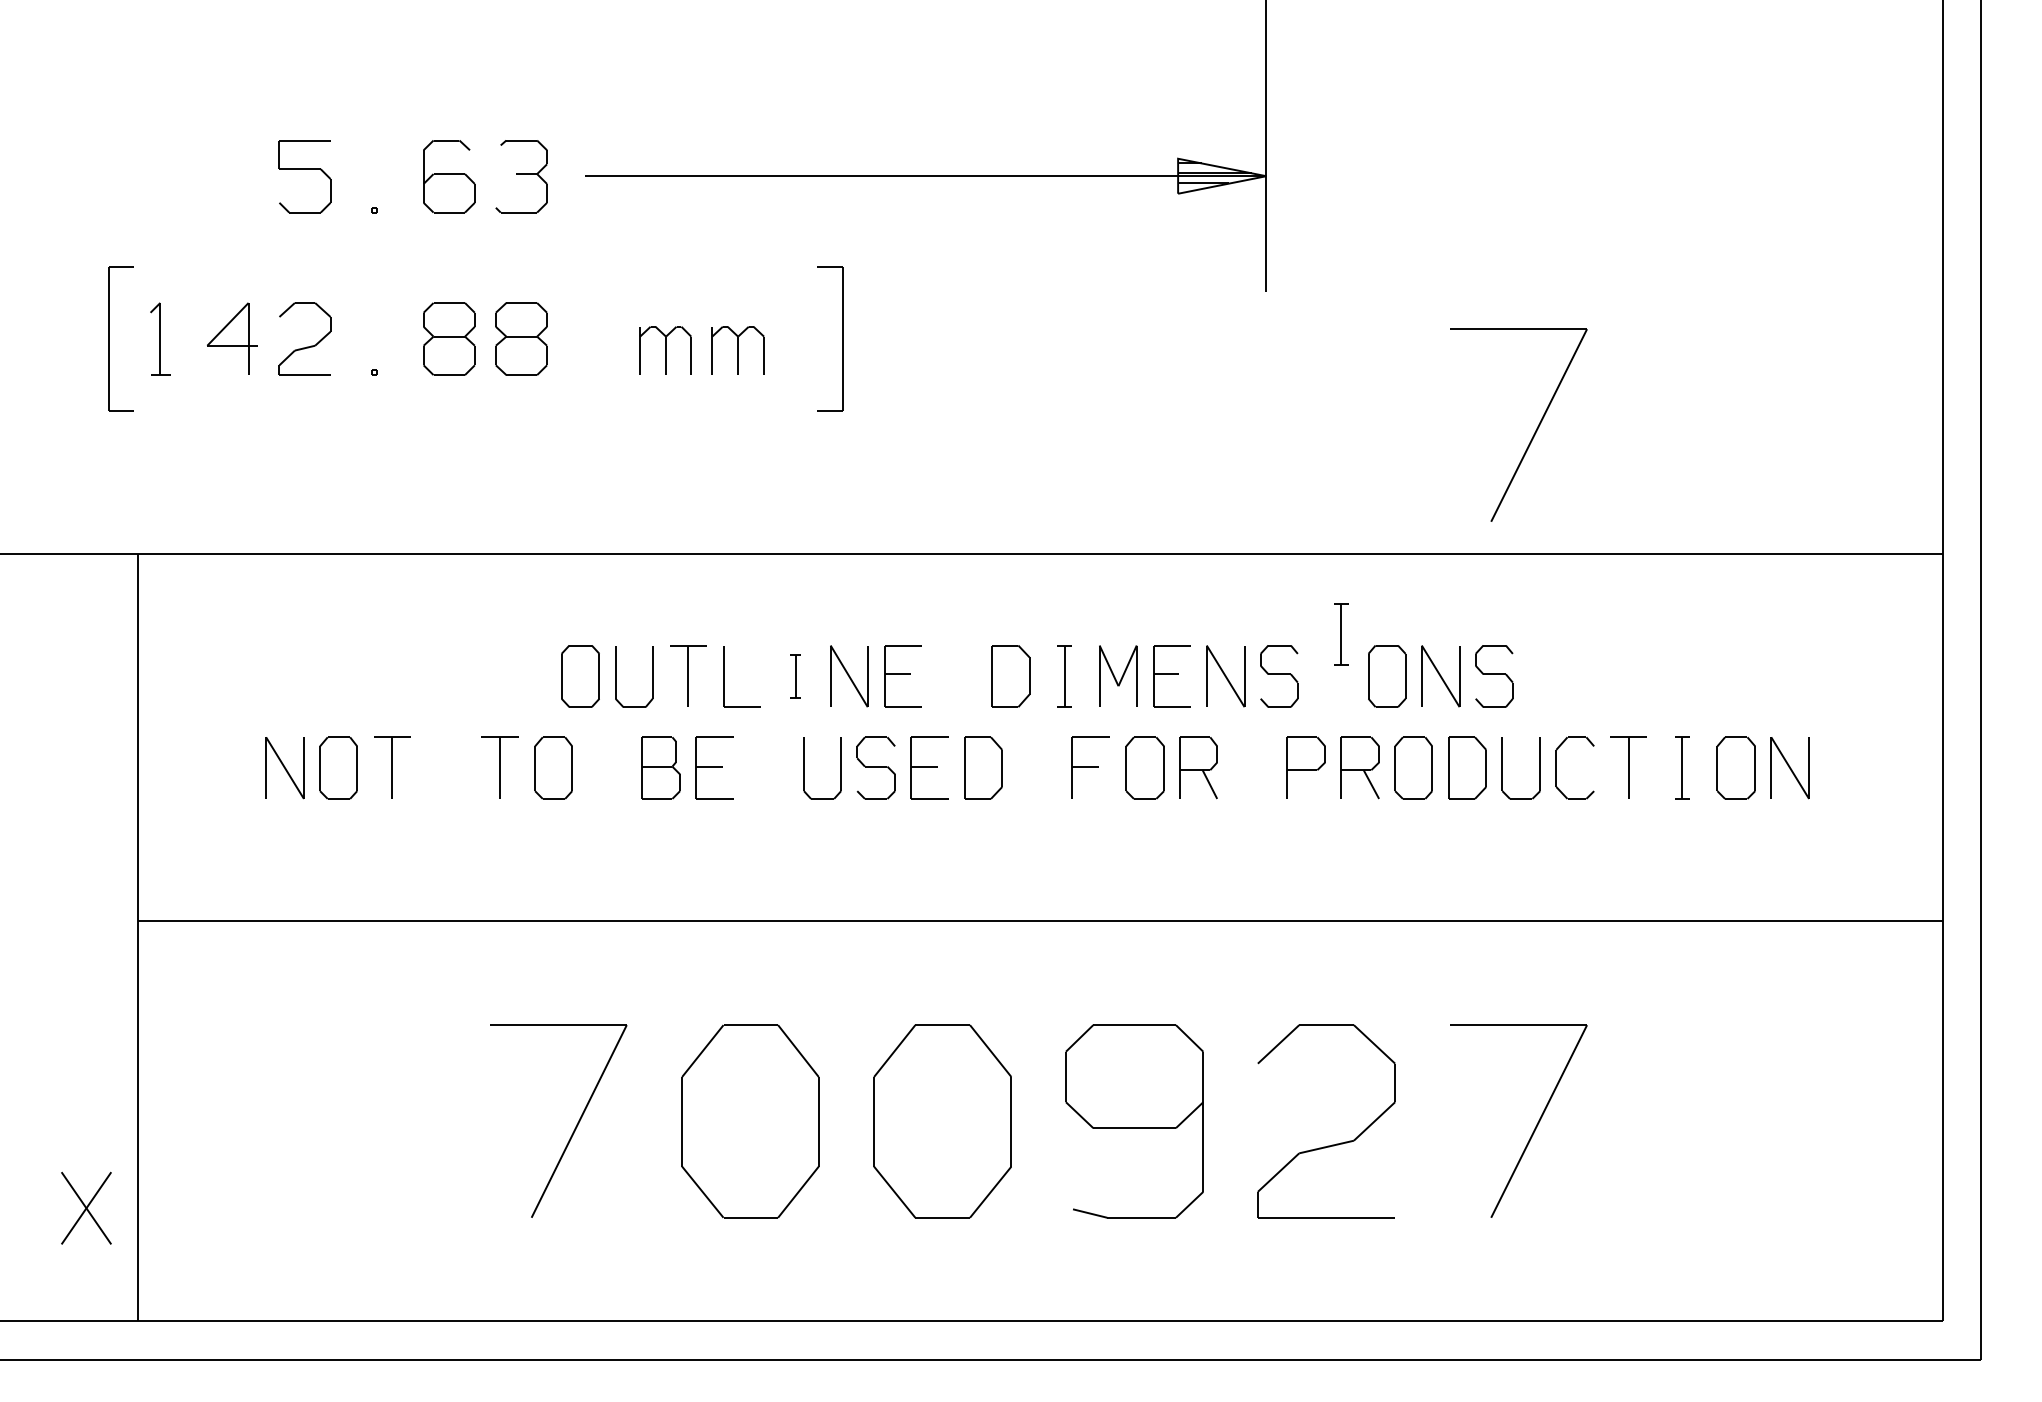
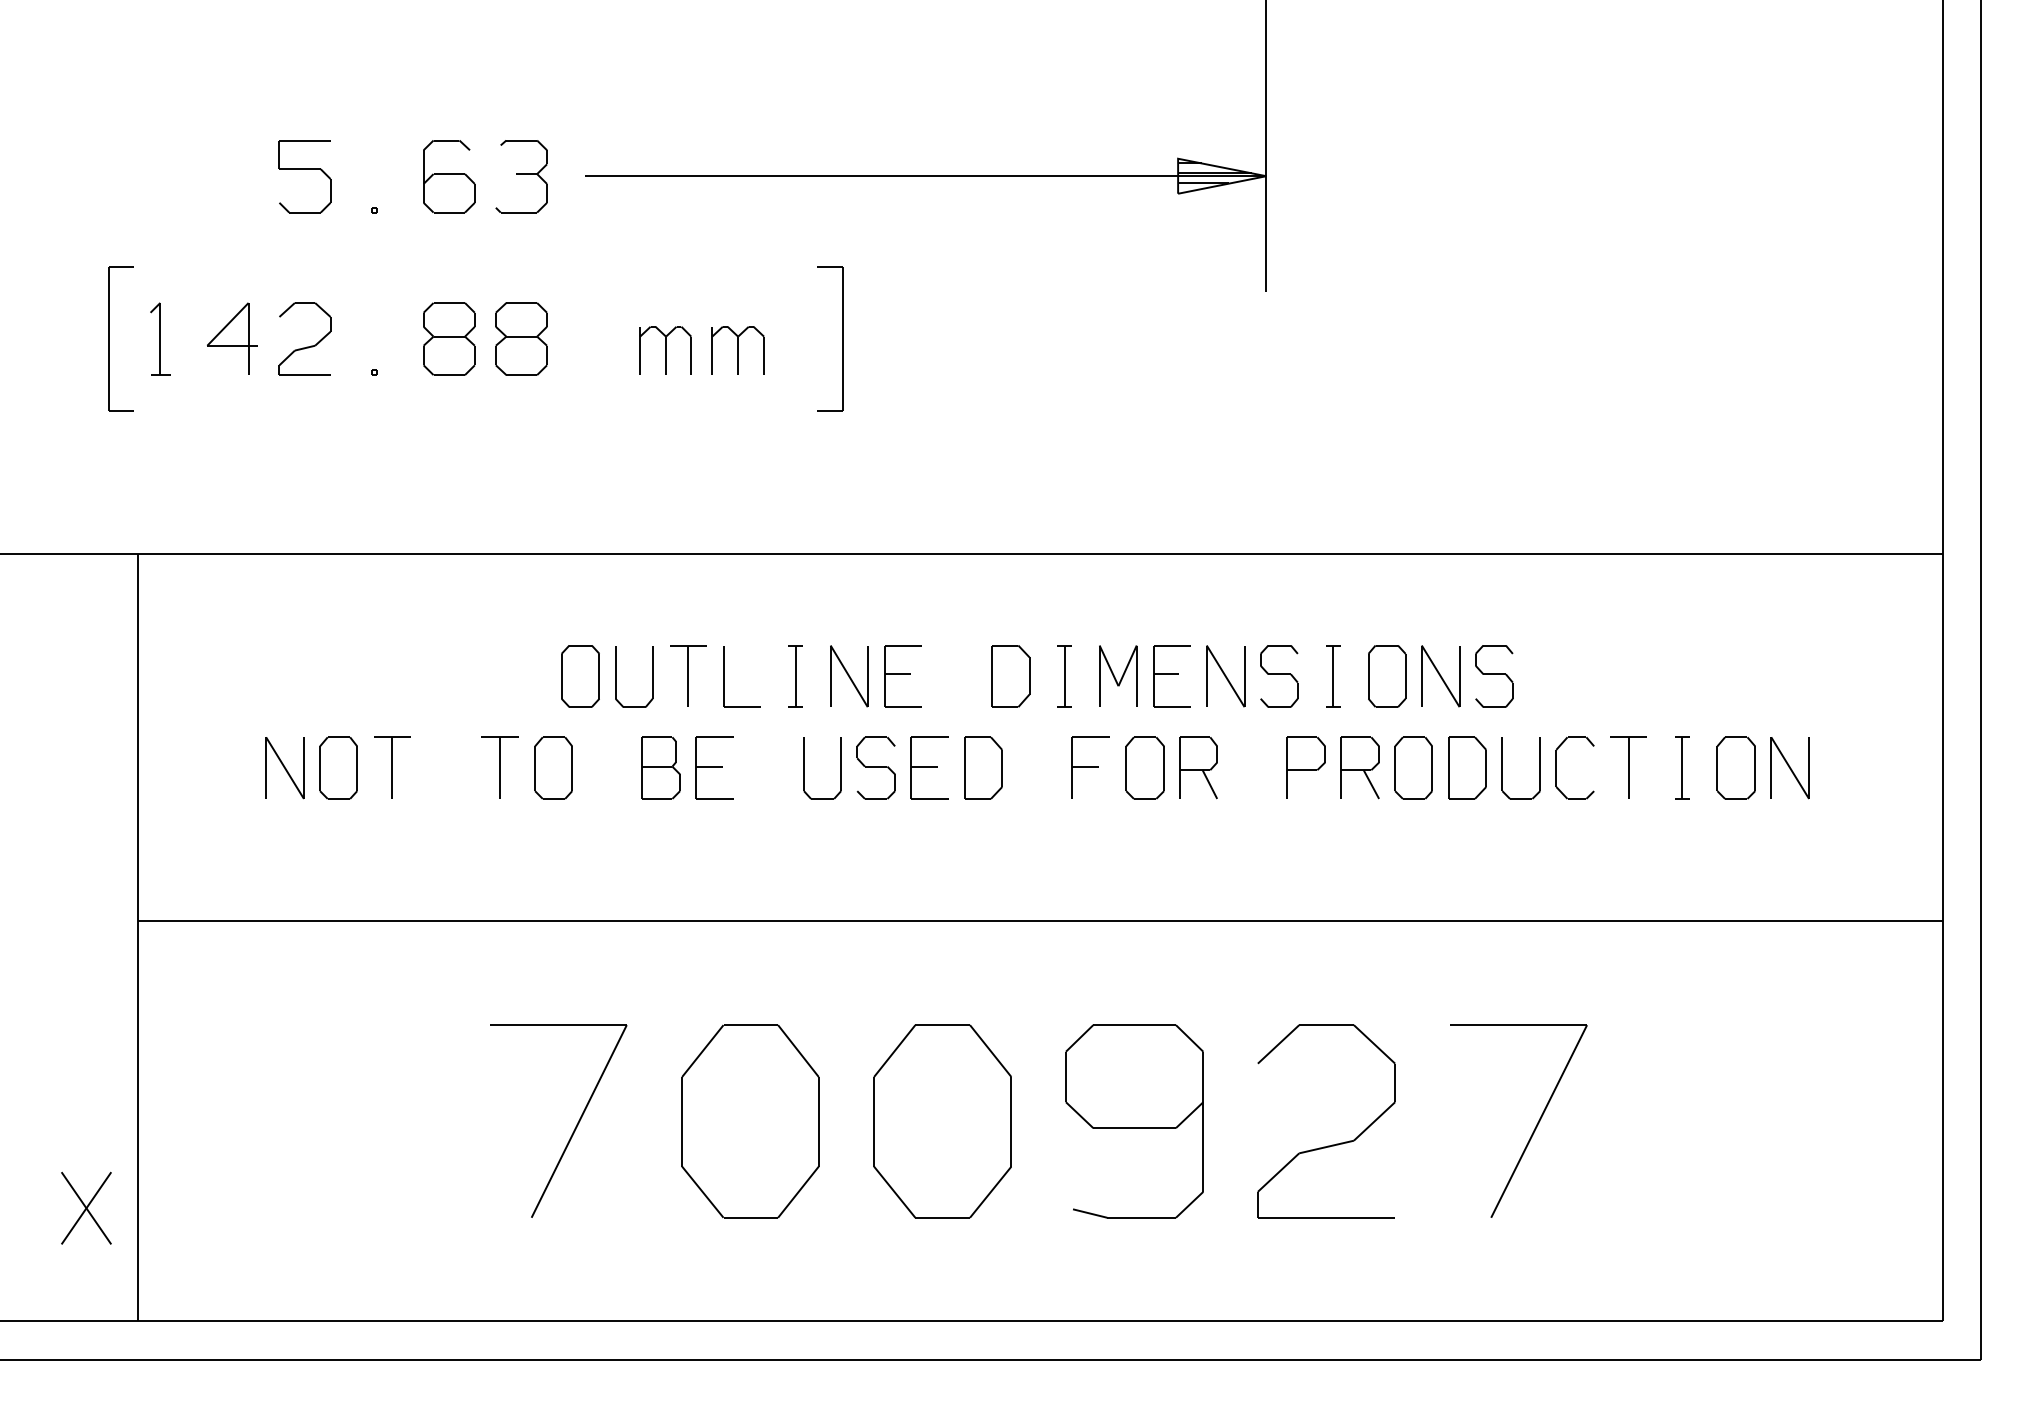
part: present -> none (1534, 432)
part position: (1341, 634) -> (1333, 676) (1333, 676)
part size: 11x45 px -> 15x63 px (795, 676)
